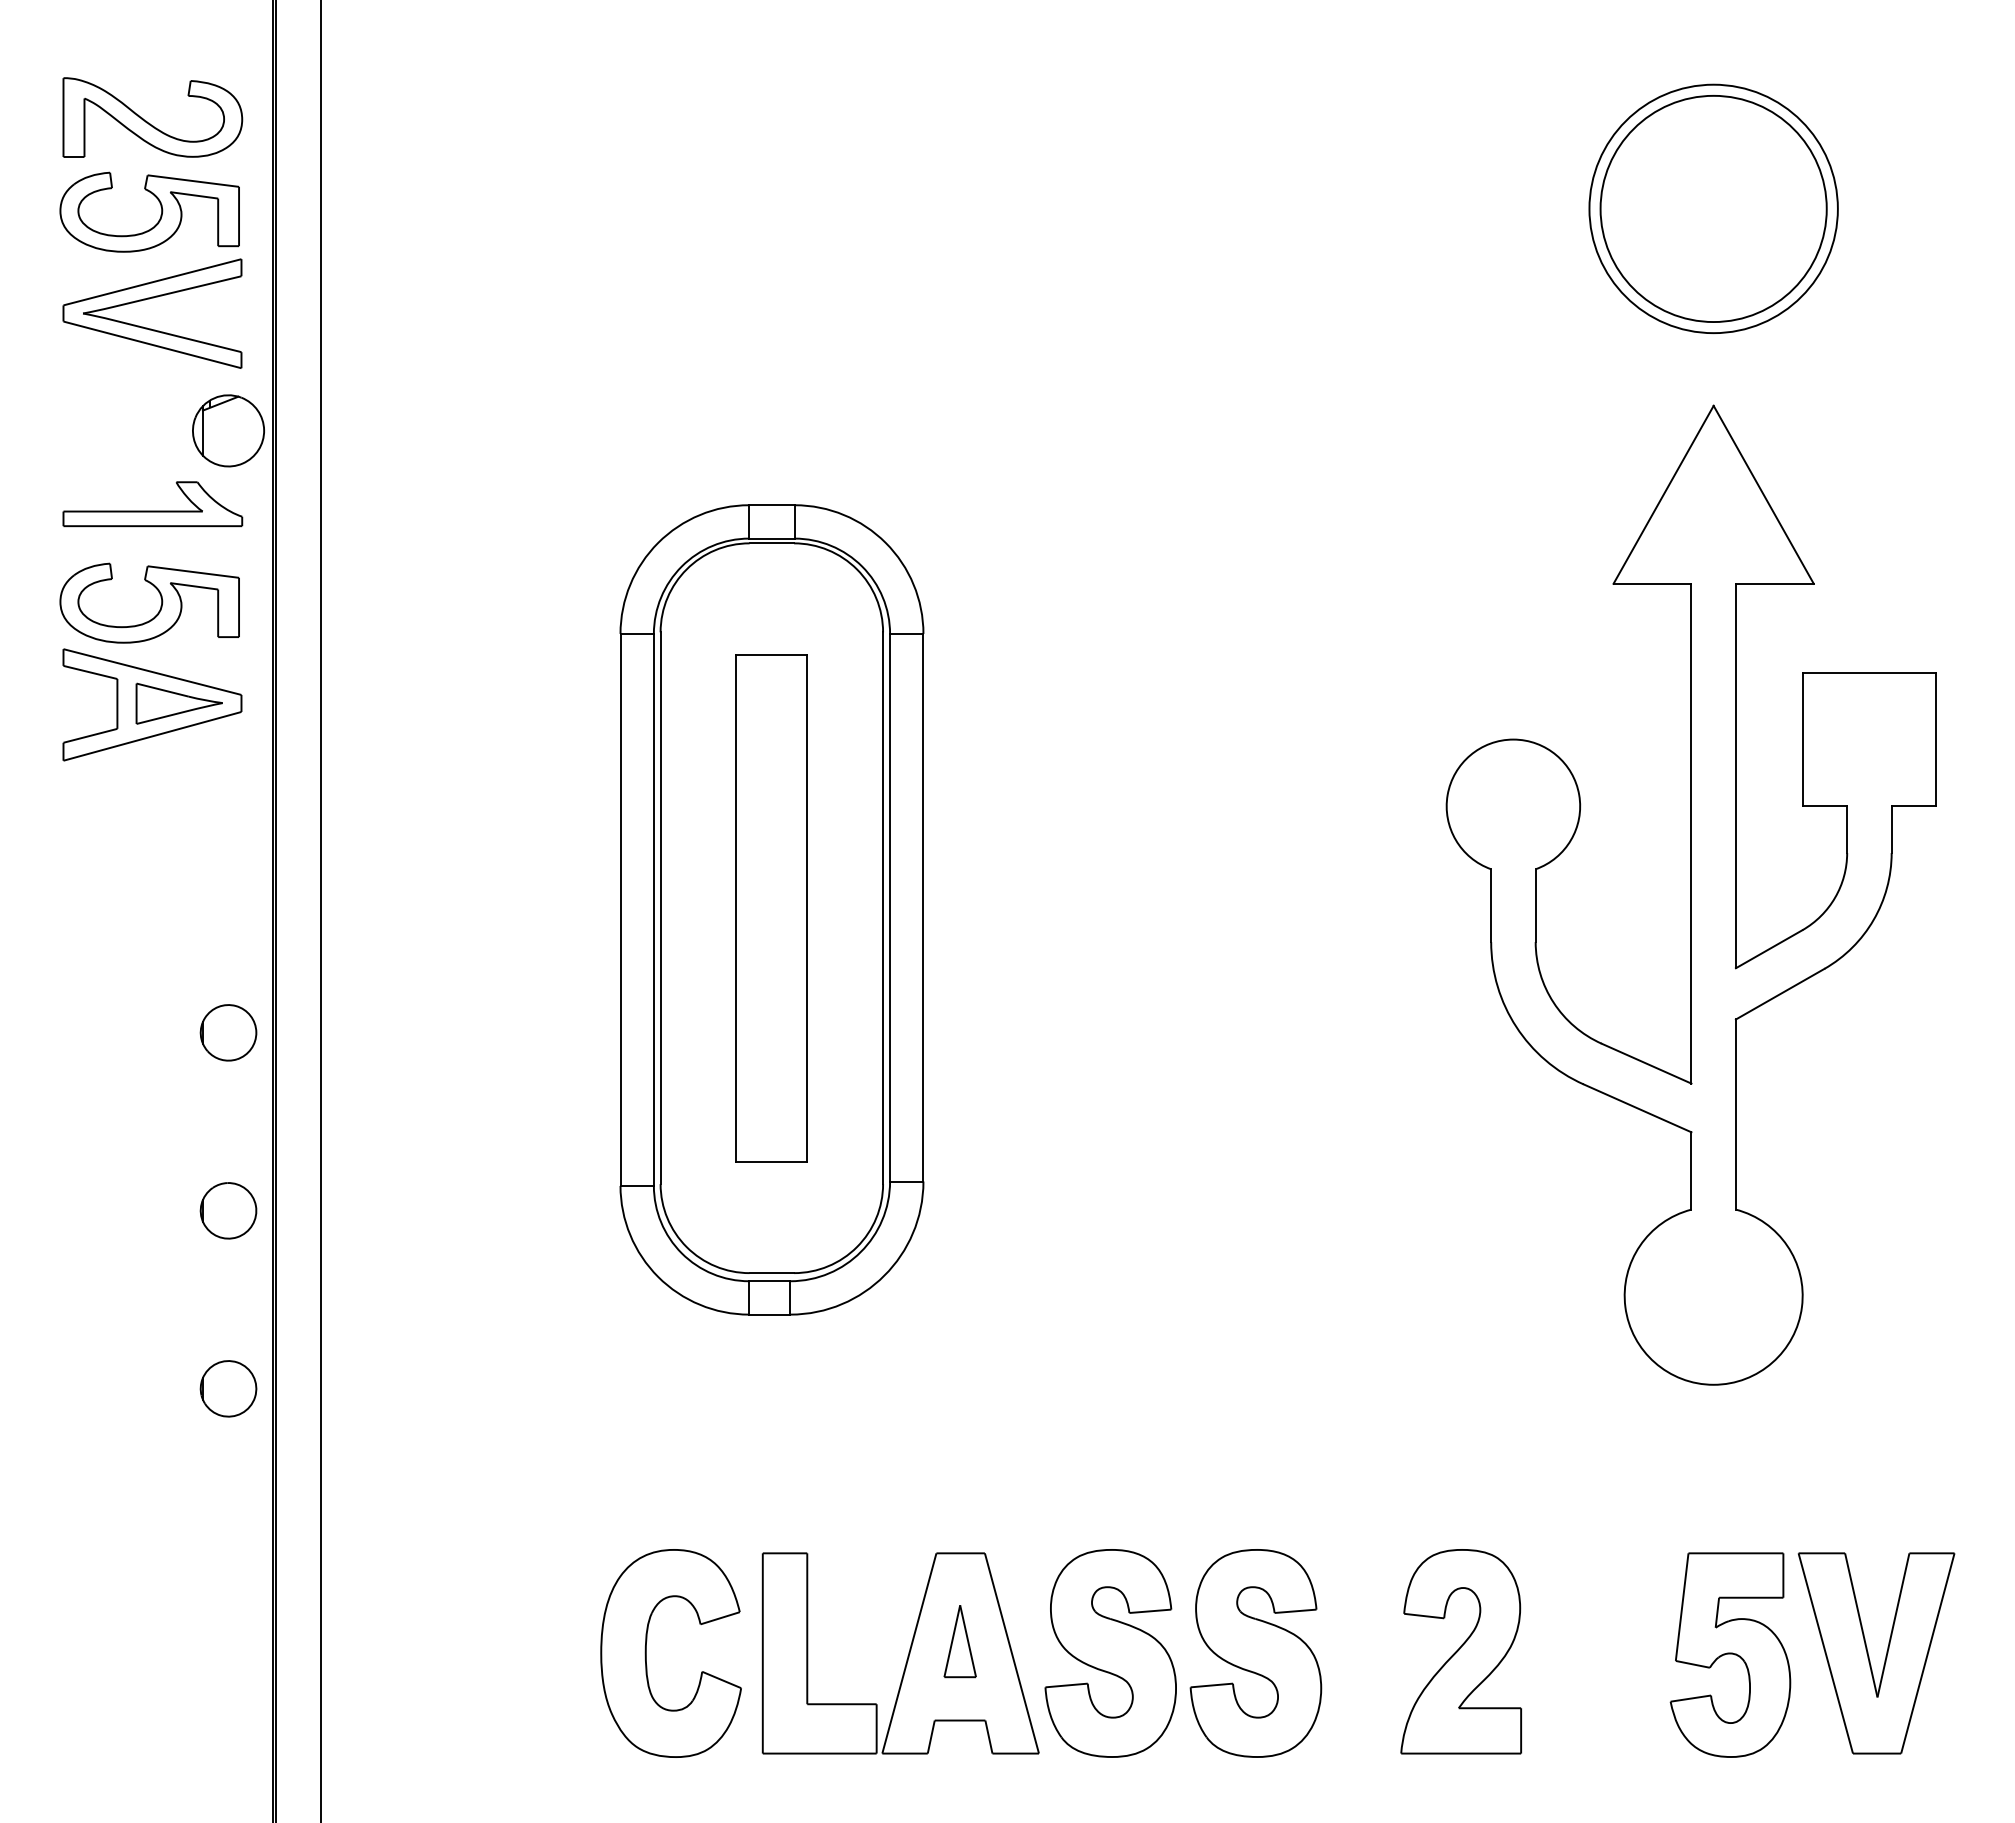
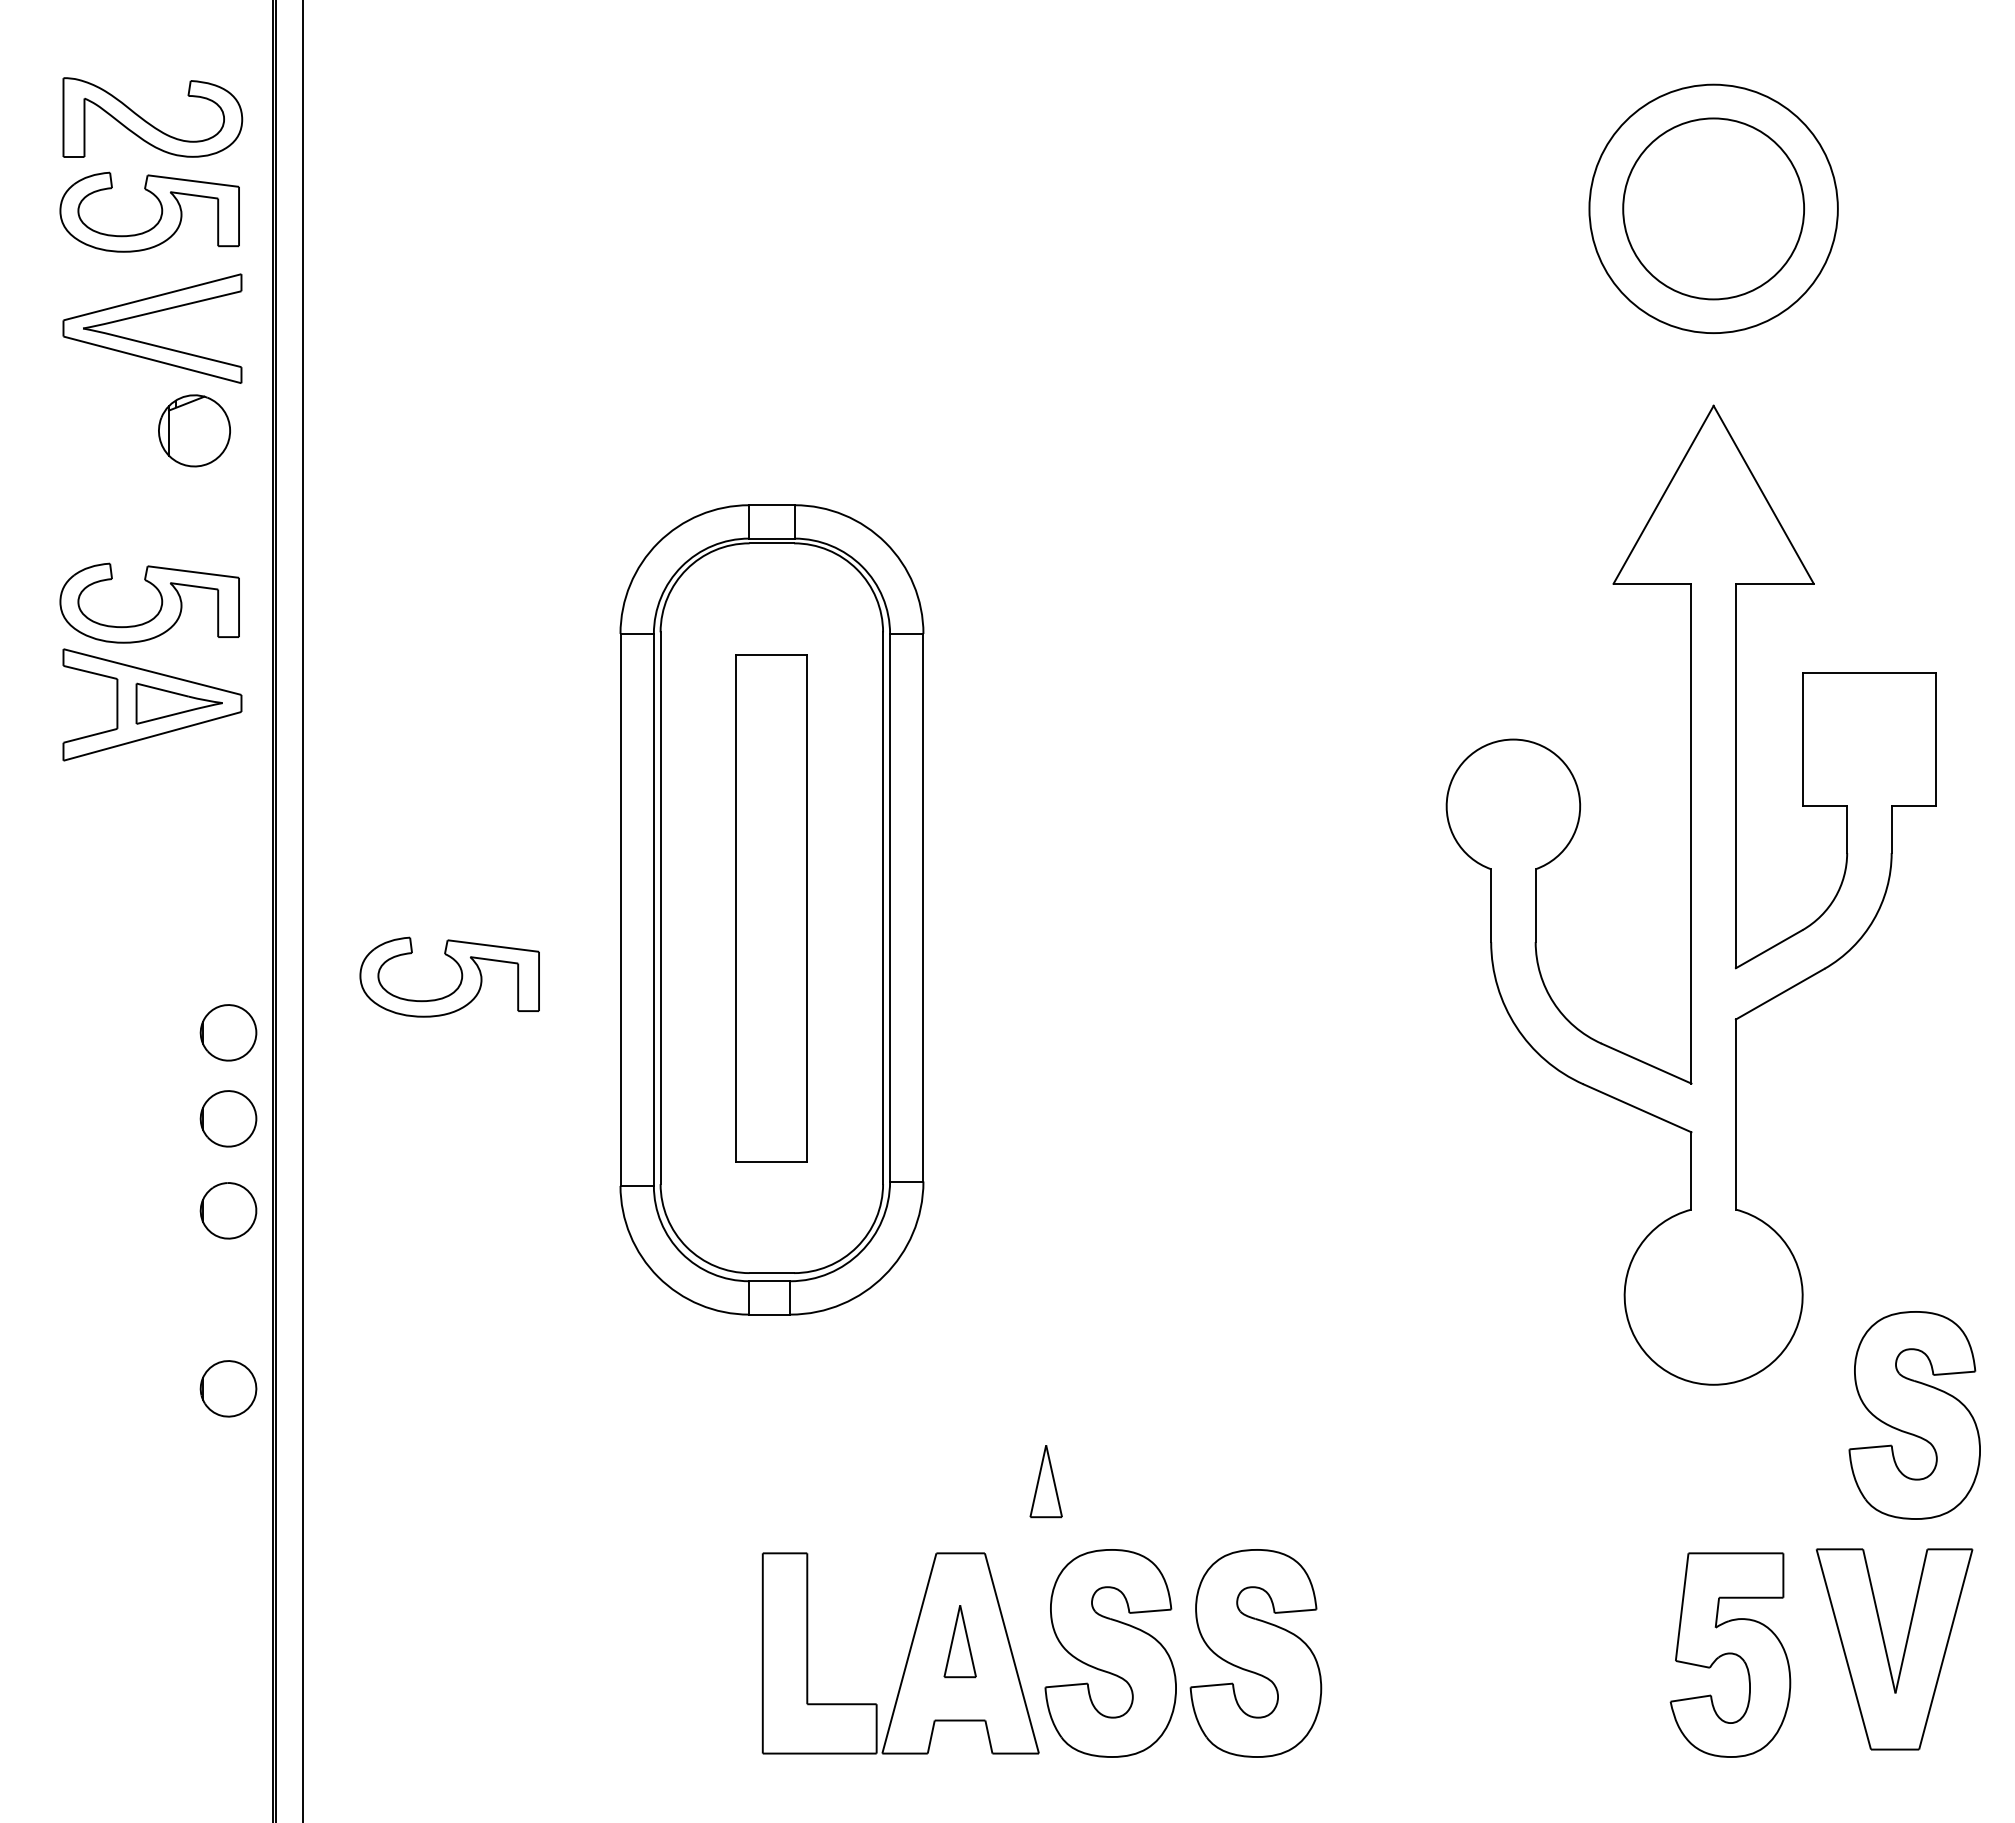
circle diameter: 226 px -> 181 px (1713, 208)
part position: (149, 299) -> (149, 314) (149, 314)
part position: (228, 430) -> (194, 430) (194, 430)
part: present -> none (152, 504)
line position: (320, 910) -> (302, 910) (302, 910)
part: none -> present (460, 979)
part: none -> present (228, 1118)
part: none -> present (1914, 1415)
part: none -> present (1045, 1481)
part: present -> none (1460, 1651)
part: present -> none (646, 1653)
part position: (1869, 1656) -> (1887, 1652) (1887, 1652)
